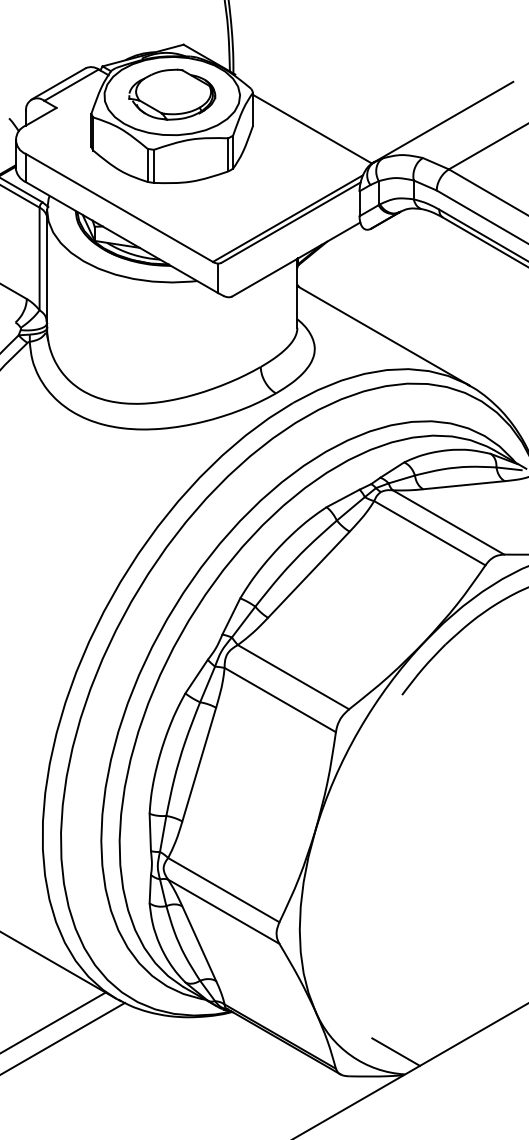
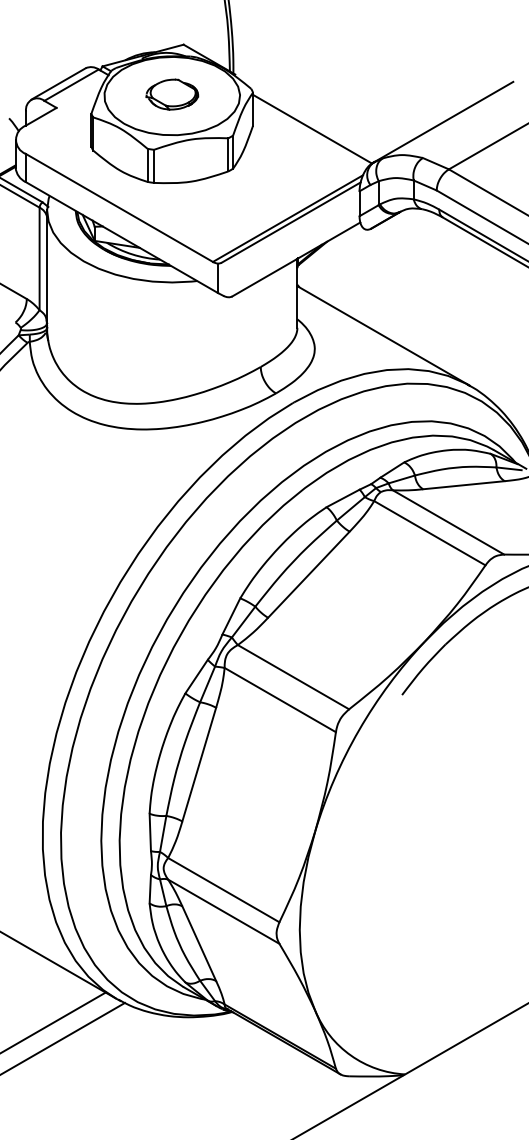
part size: 89x53 px -> 55x33 px (172, 94)
line: present -> none (395, 1051)
